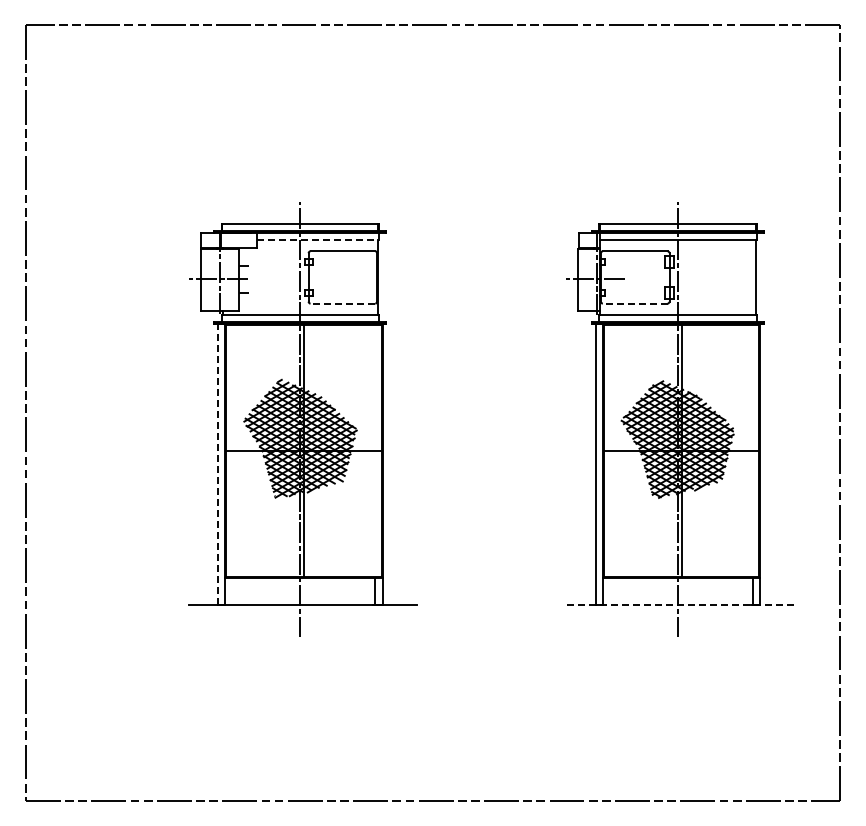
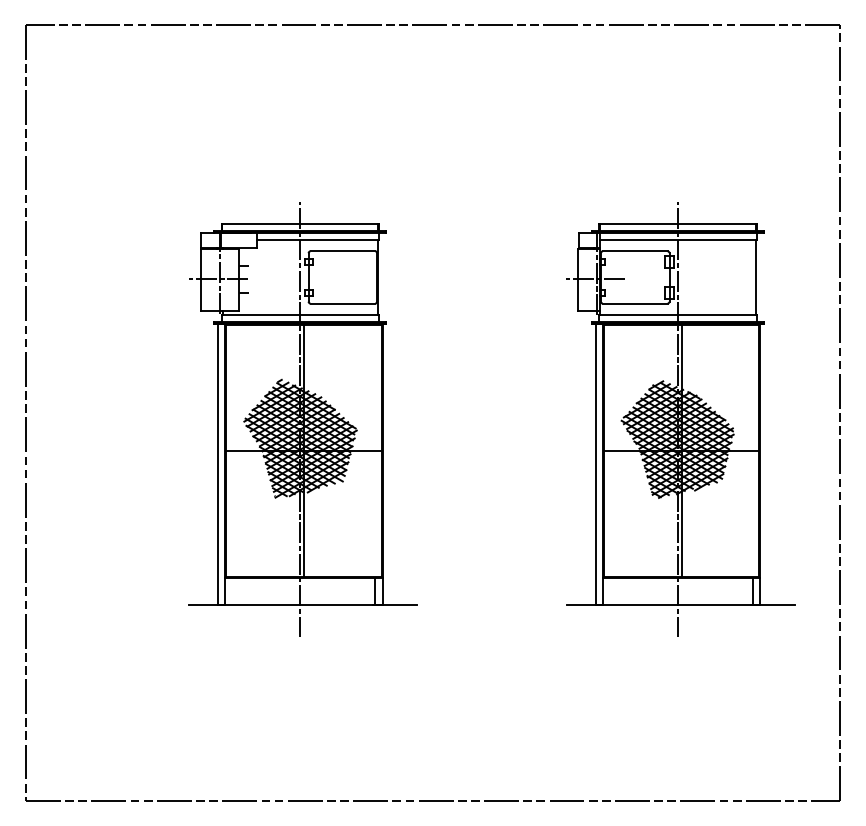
line: dashed -> solid (318, 239)
line: dashed -> solid (342, 303)
line: dashed -> solid (634, 303)
line: dashed -> solid (217, 464)
line: dashed -> solid (681, 605)
